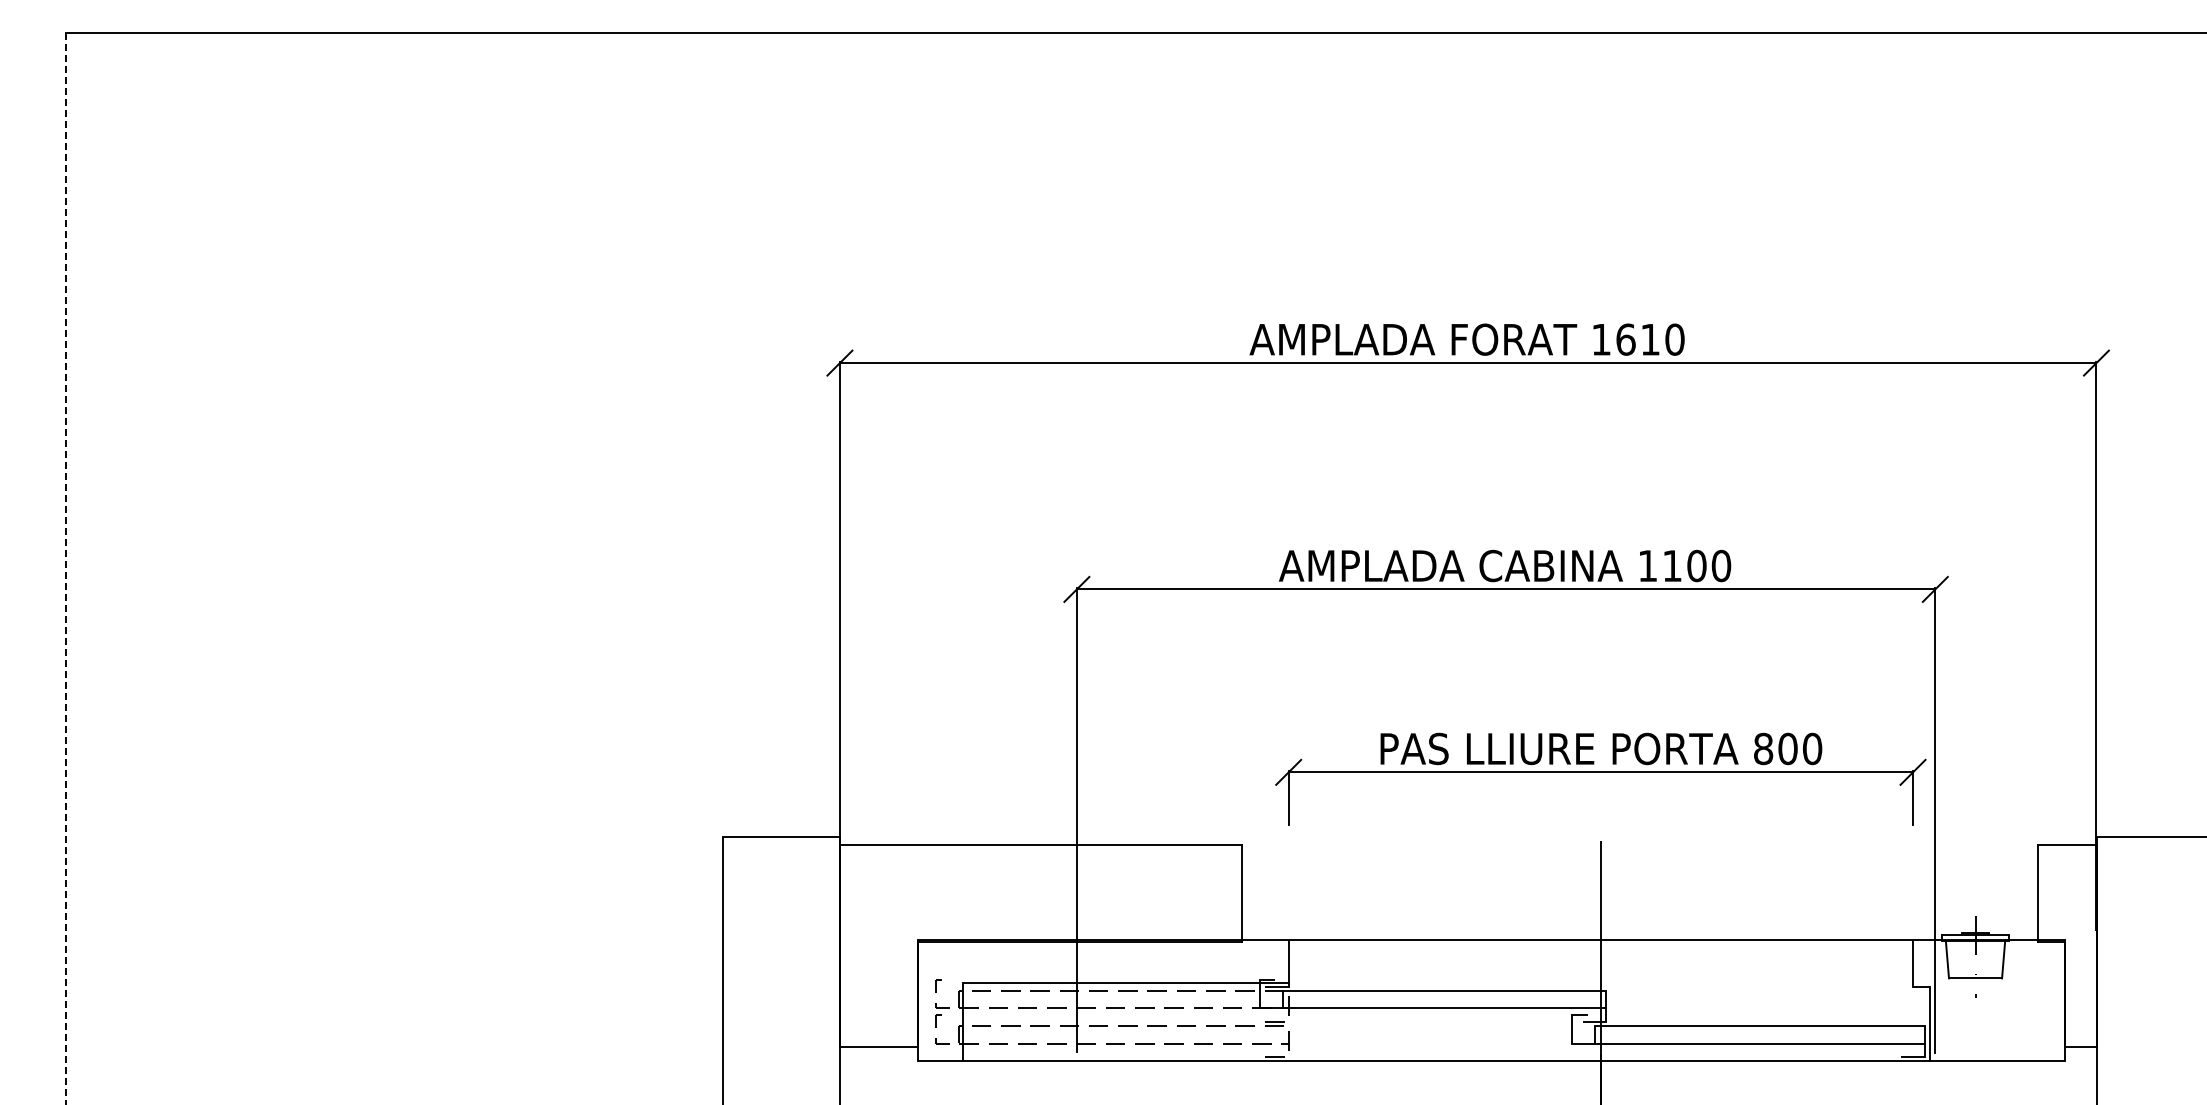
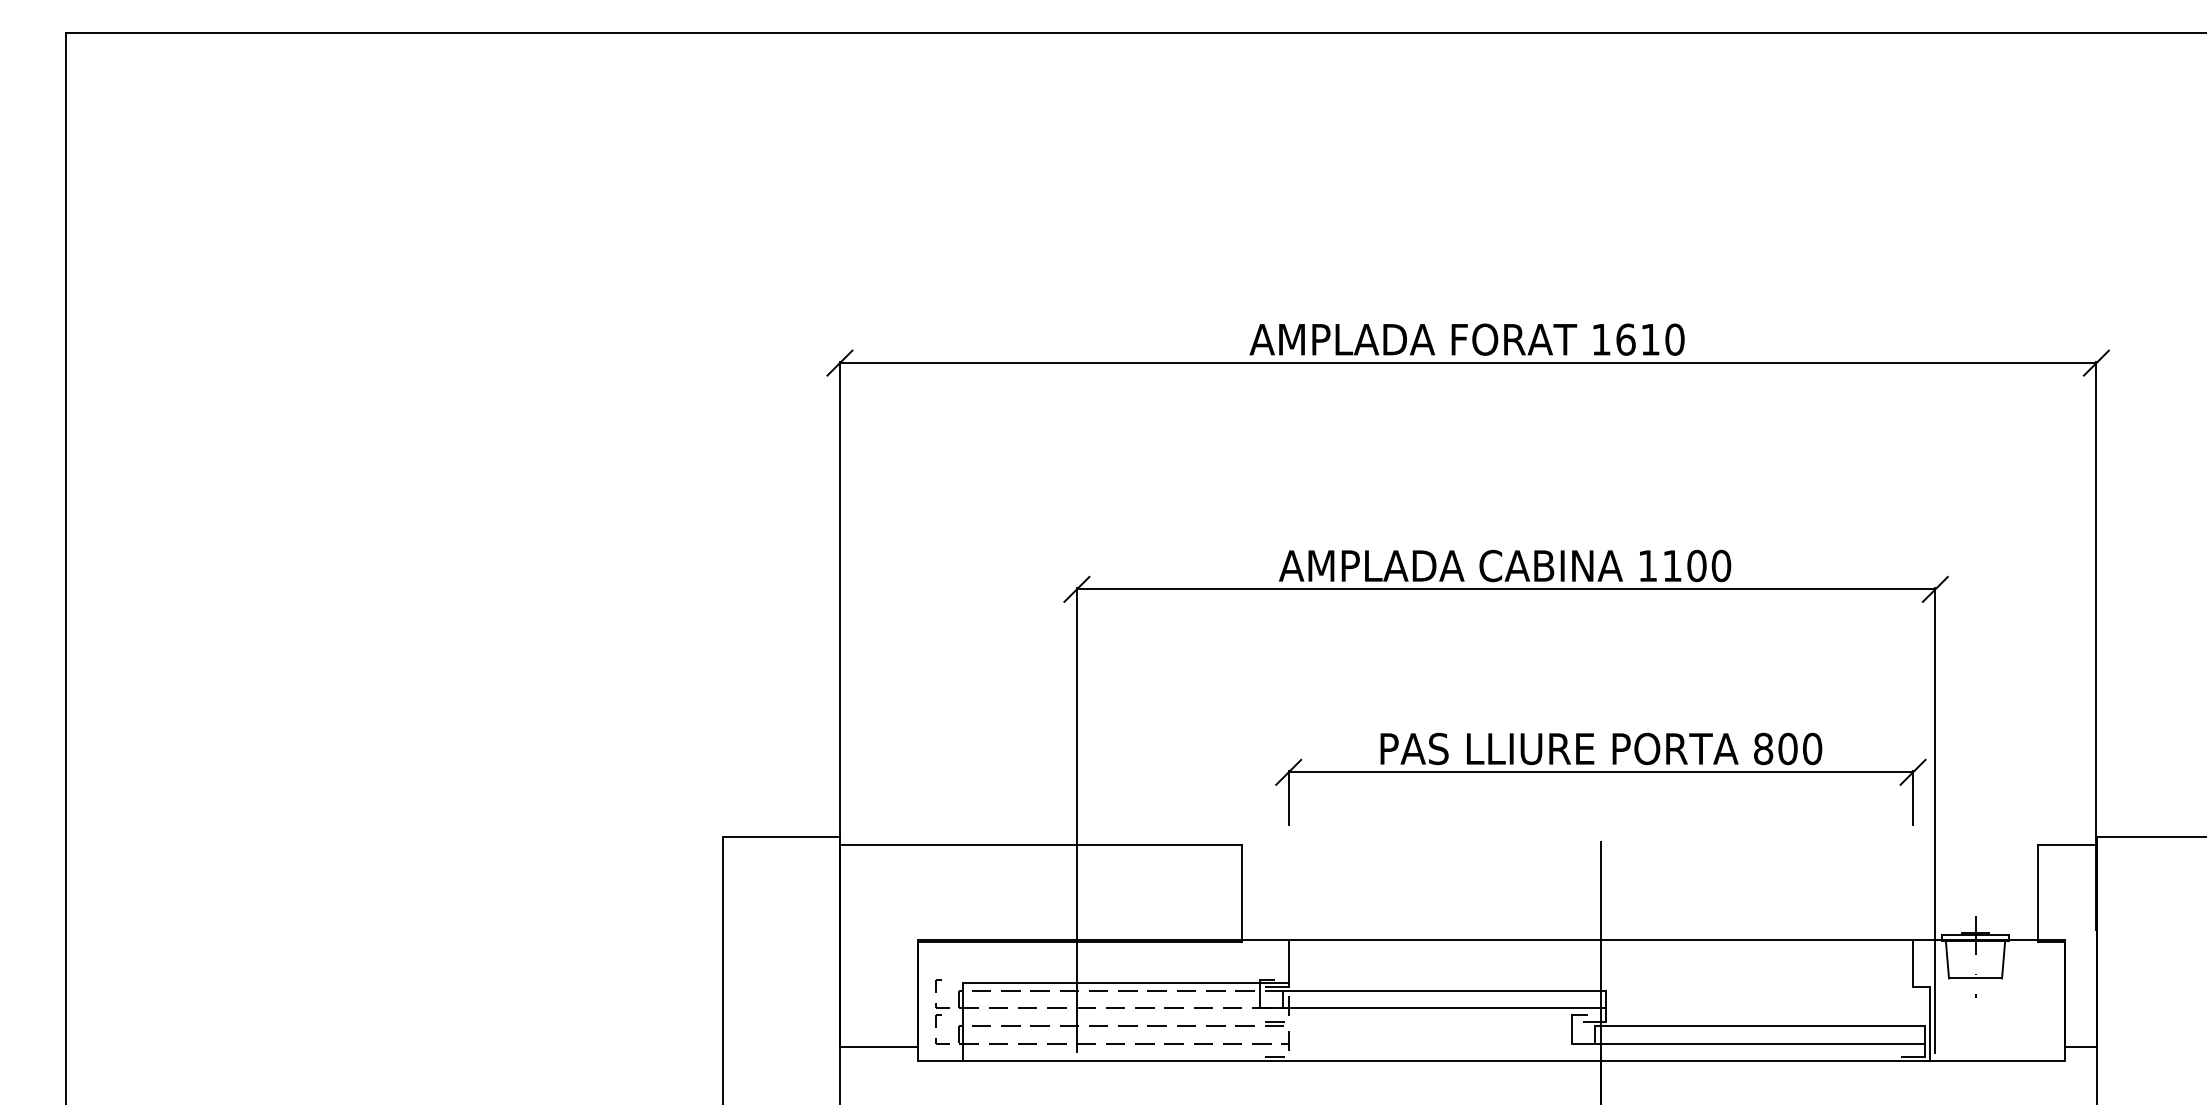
line: dashed -> solid (66, 569)
